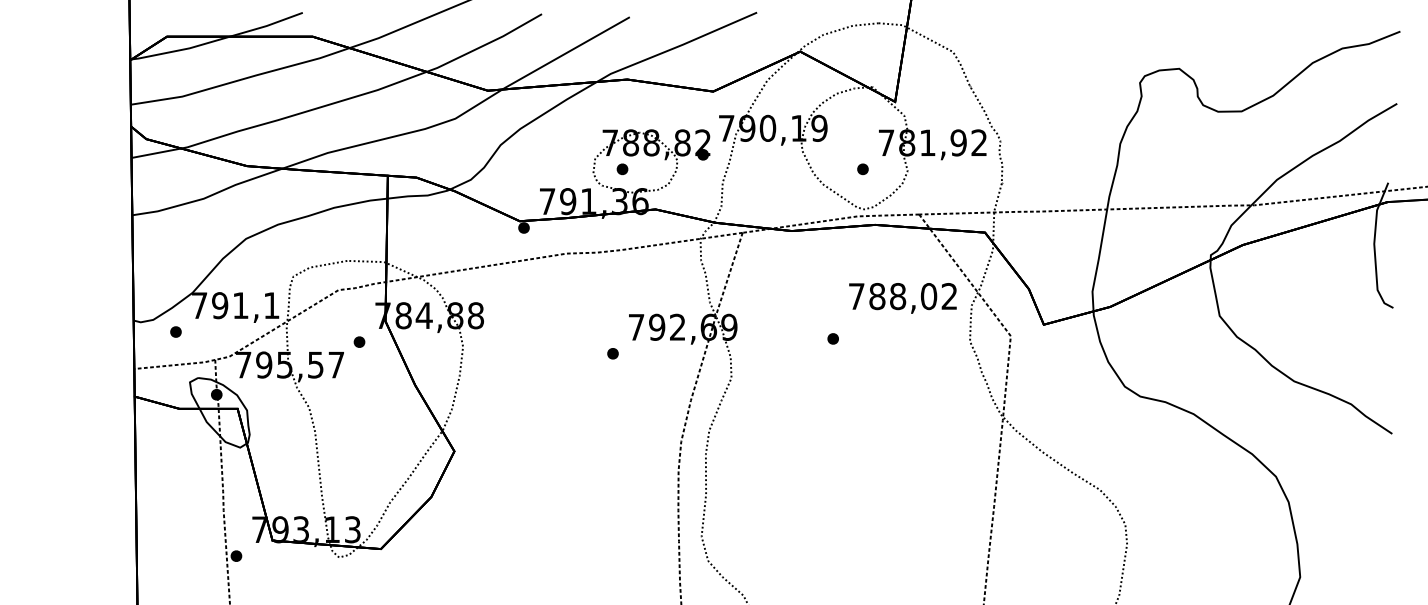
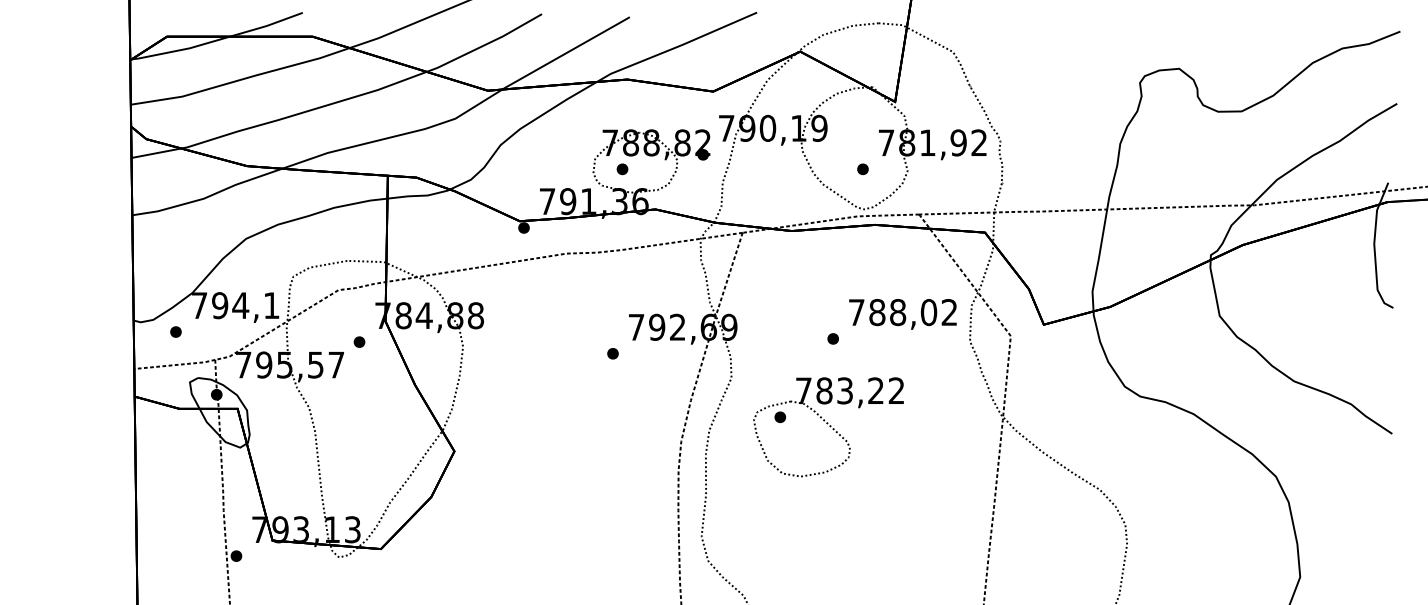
text position: (902, 298) -> (902, 314) (902, 314)
text: 791,1 -> 794,1 (240, 305)
part: none -> present (828, 427)
